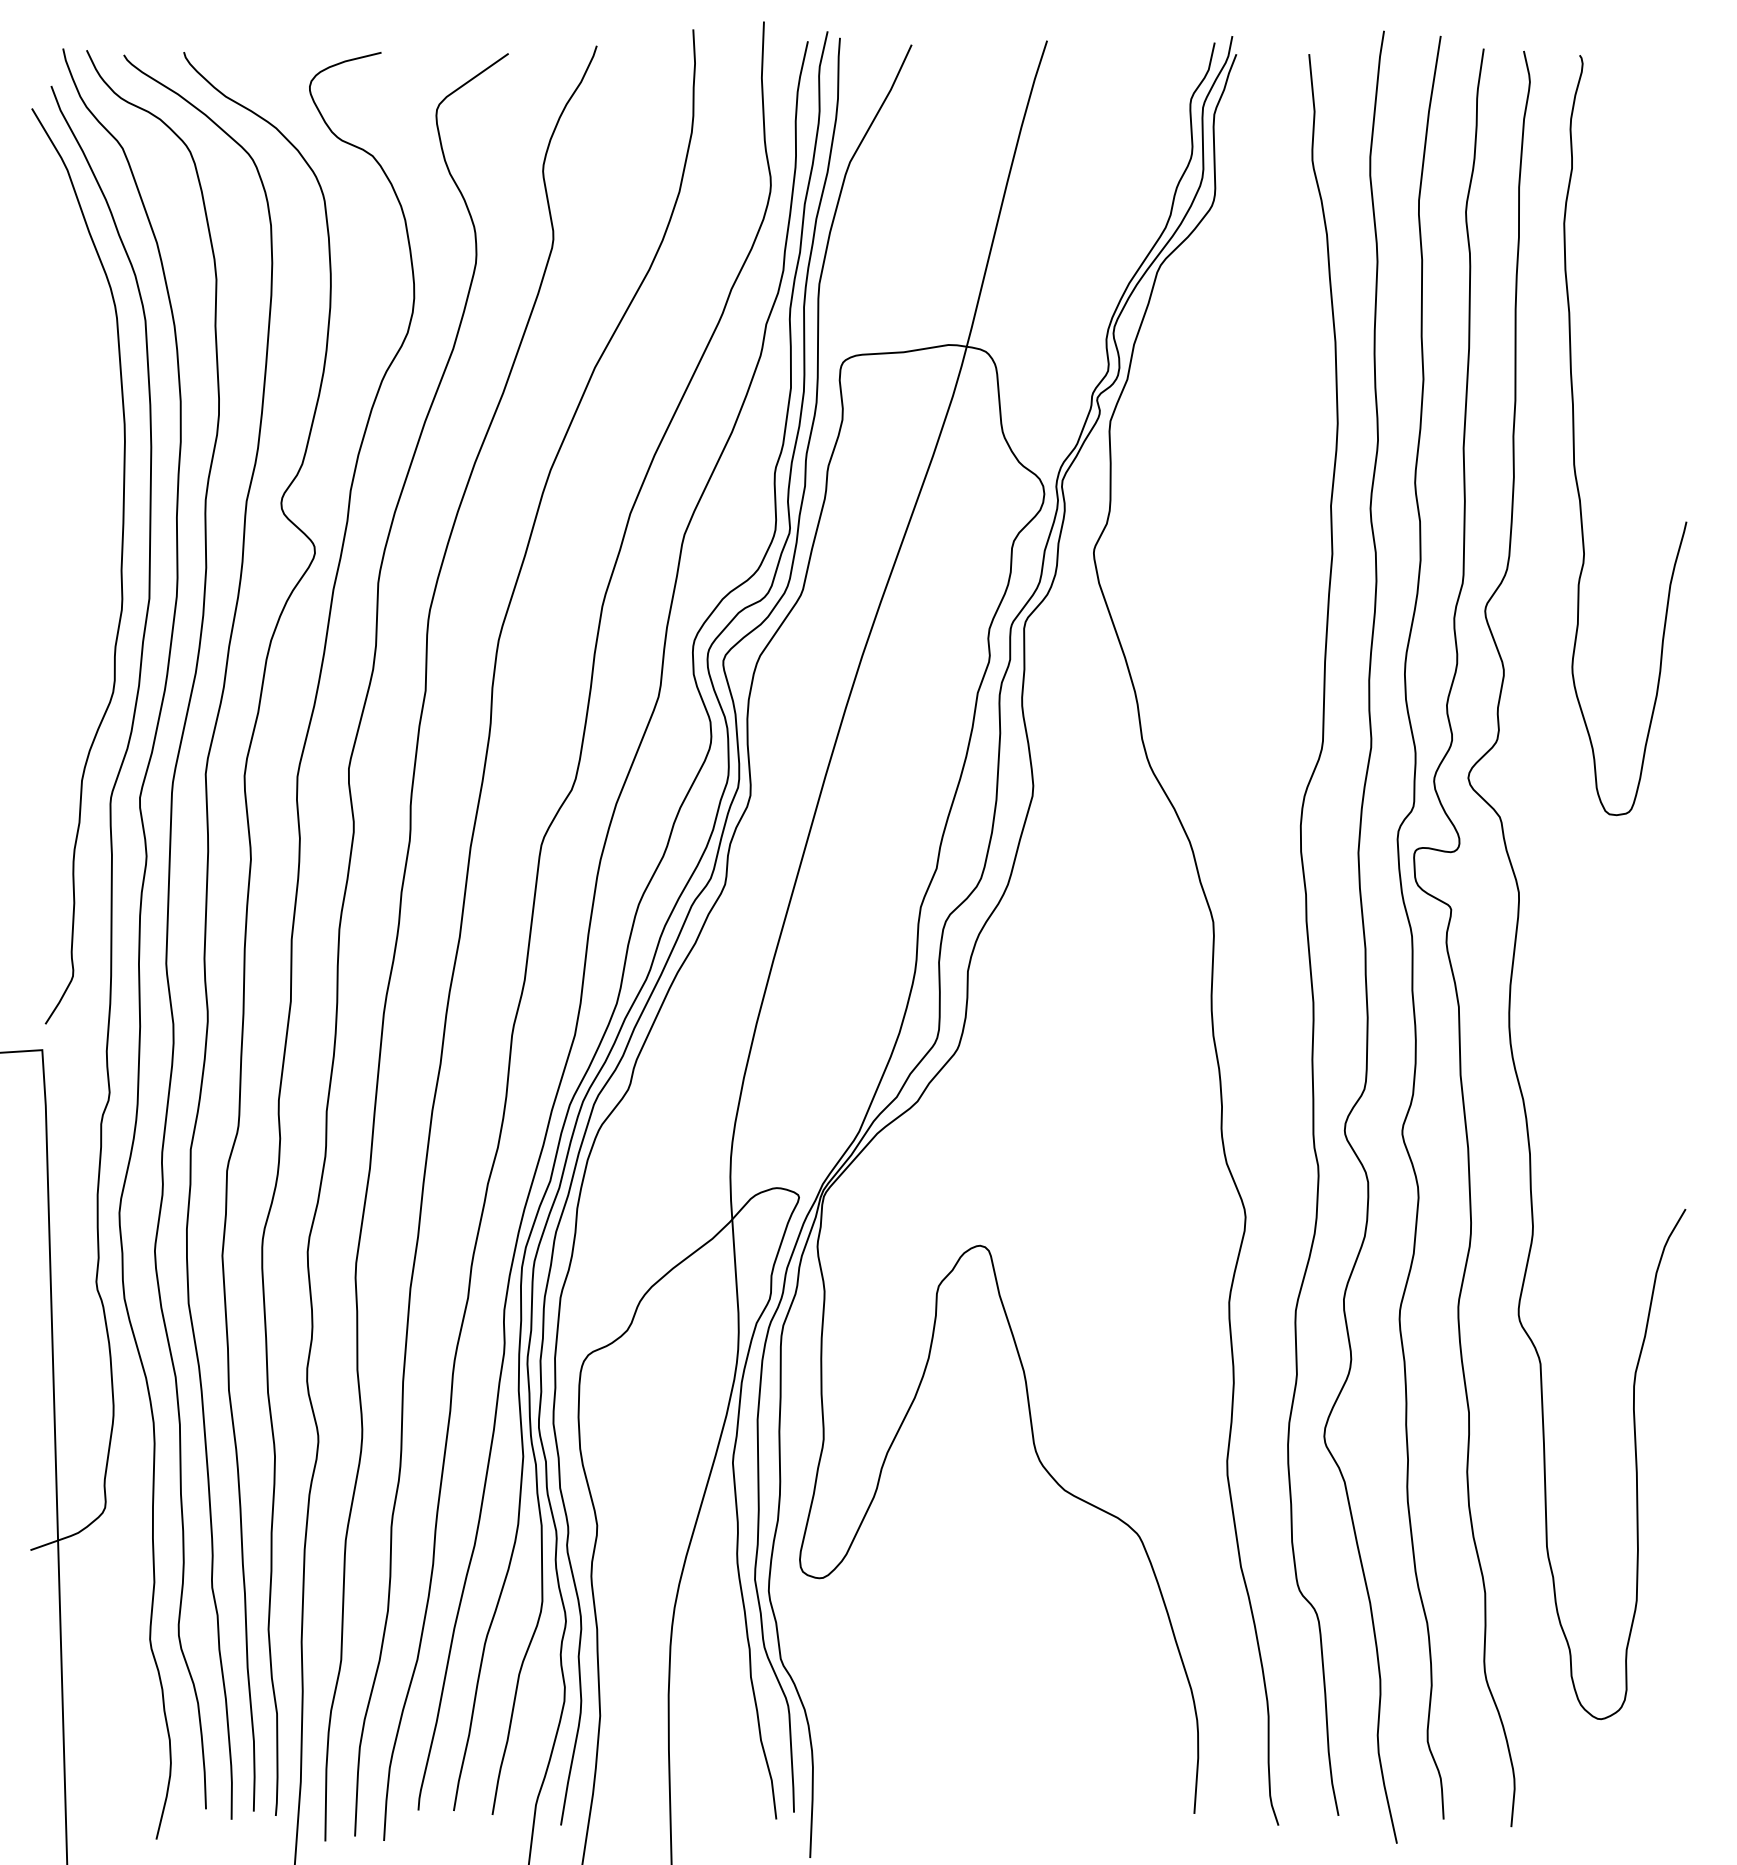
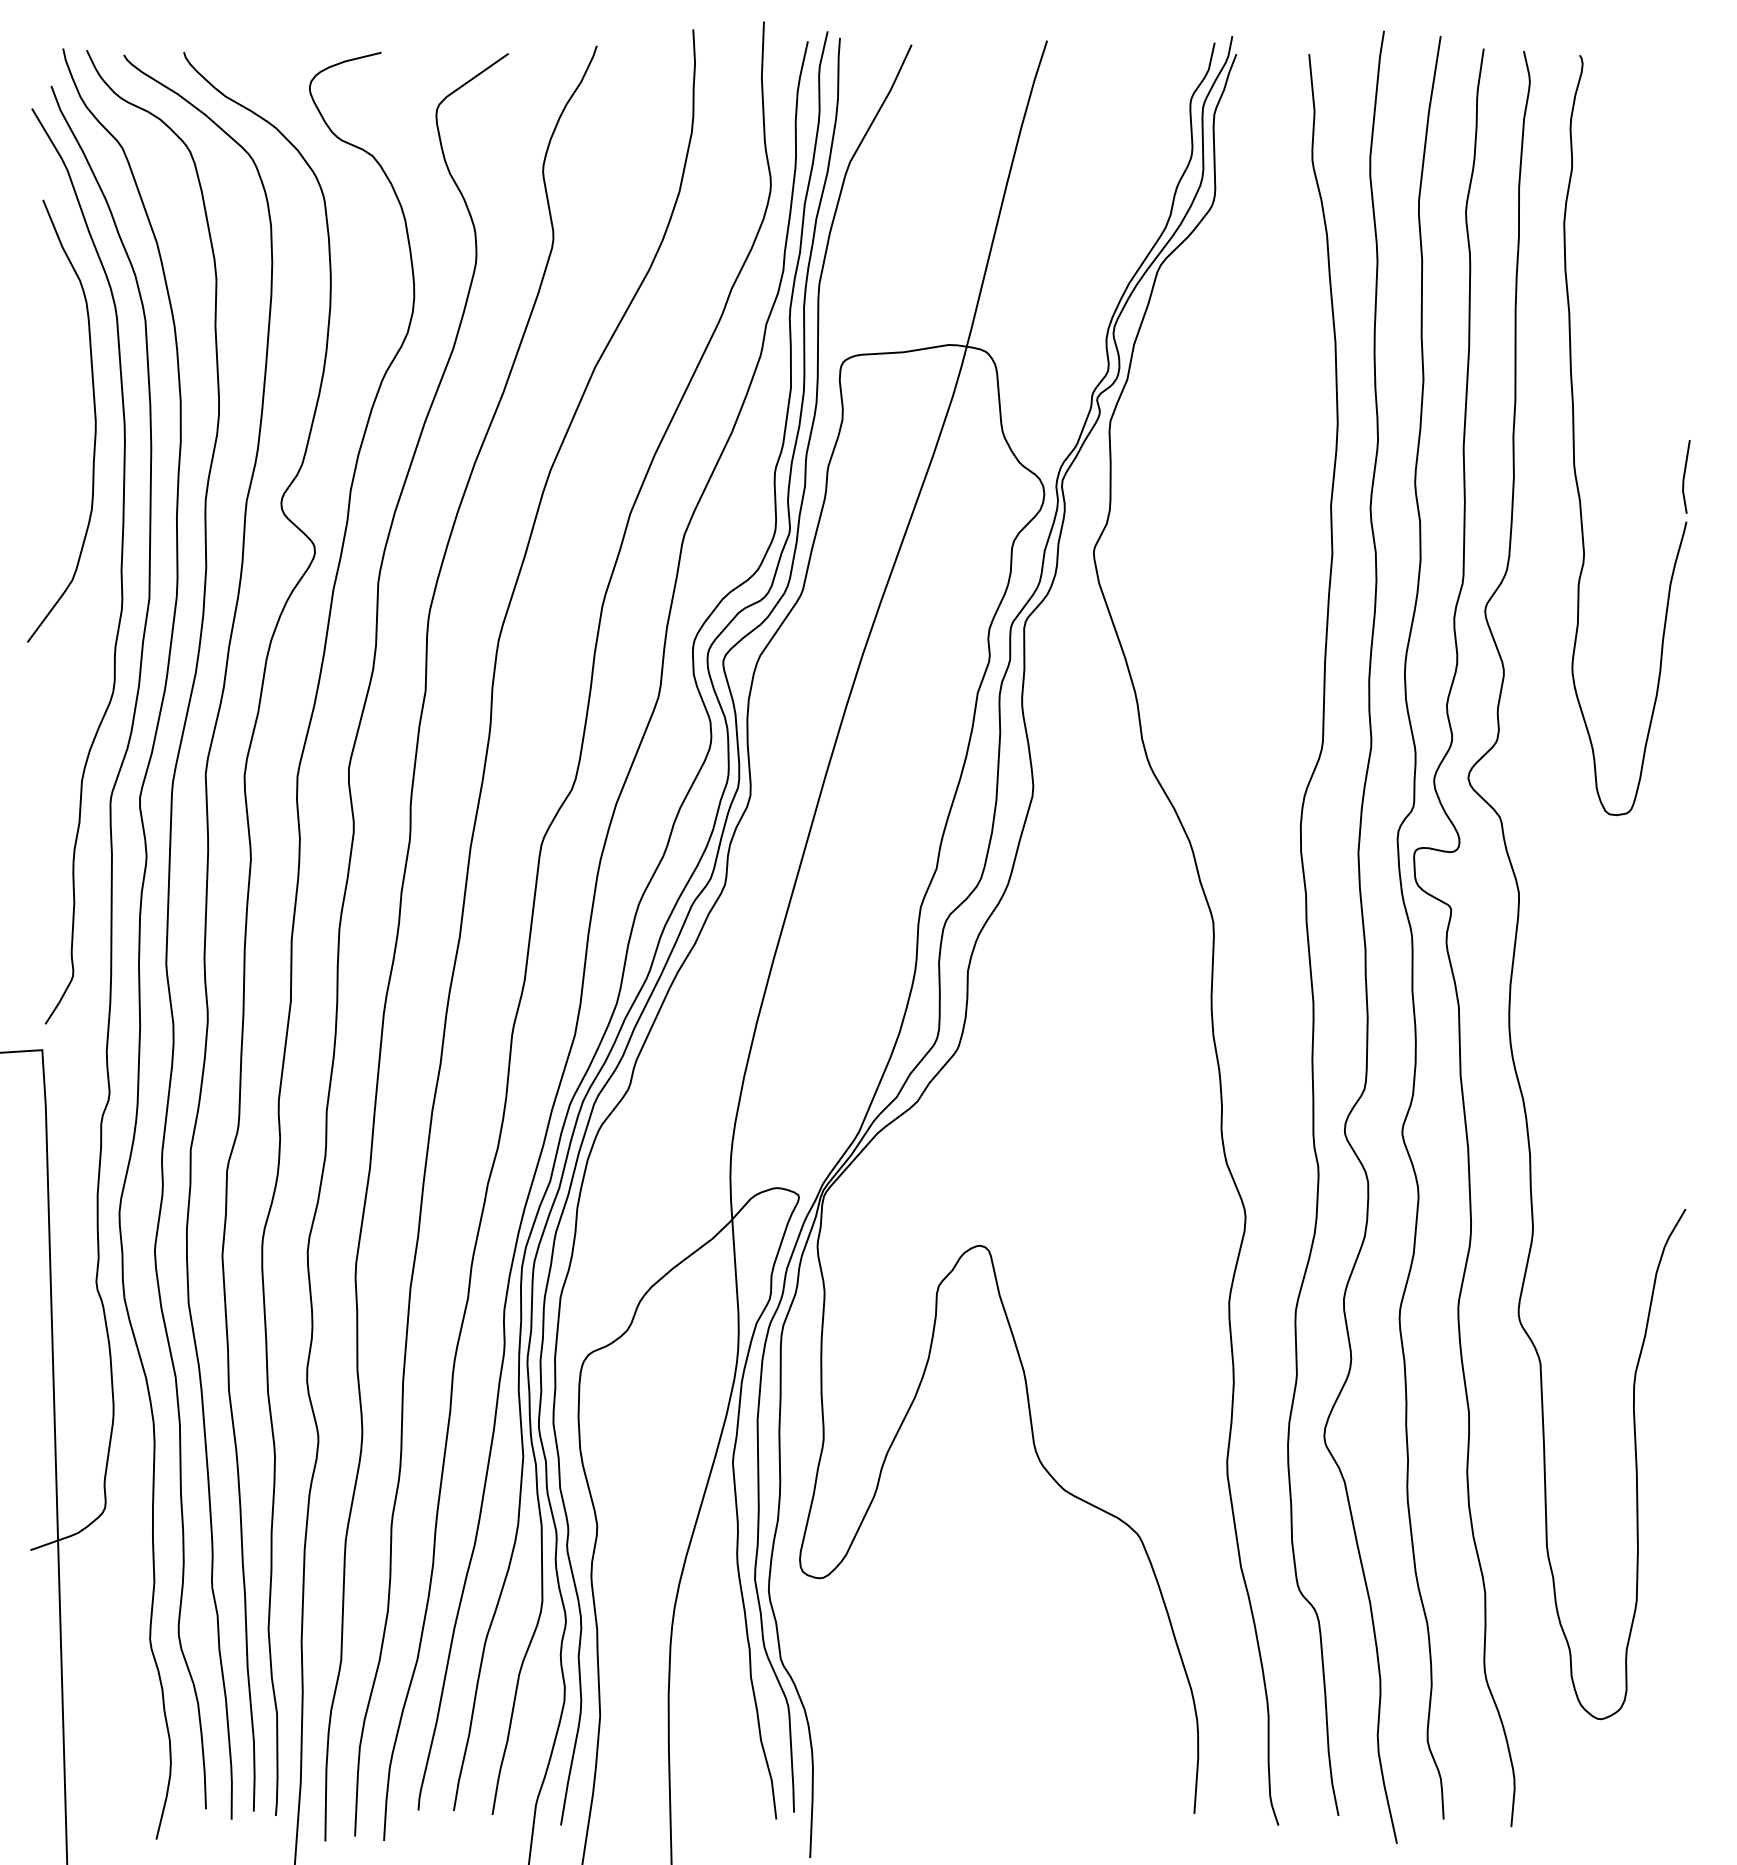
curve: none -> present (94, 420)
line: none -> present (1685, 475)
